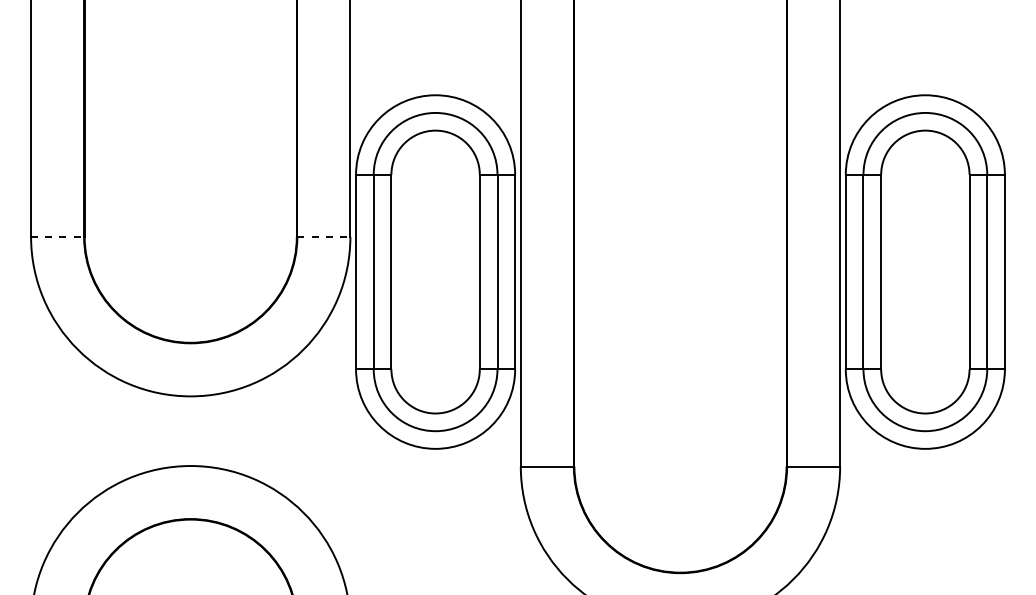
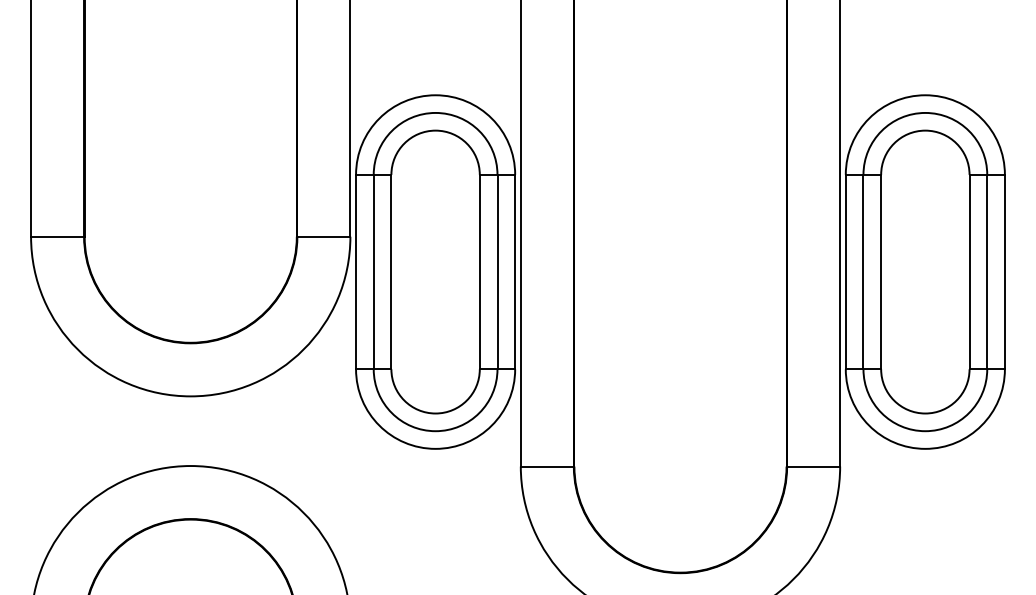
line: dashed -> solid (57, 236)
line: dashed -> solid (323, 236)
